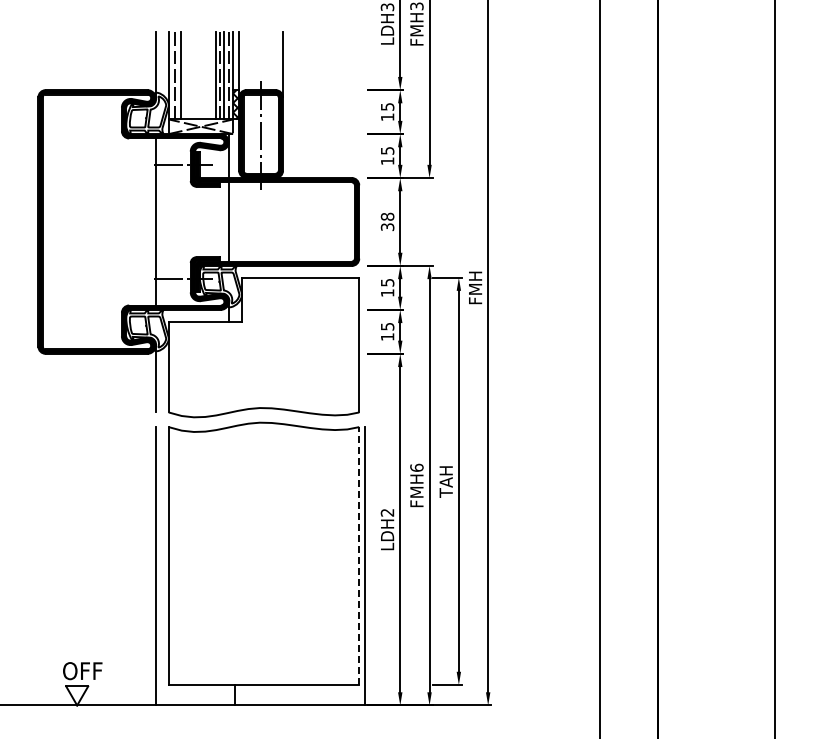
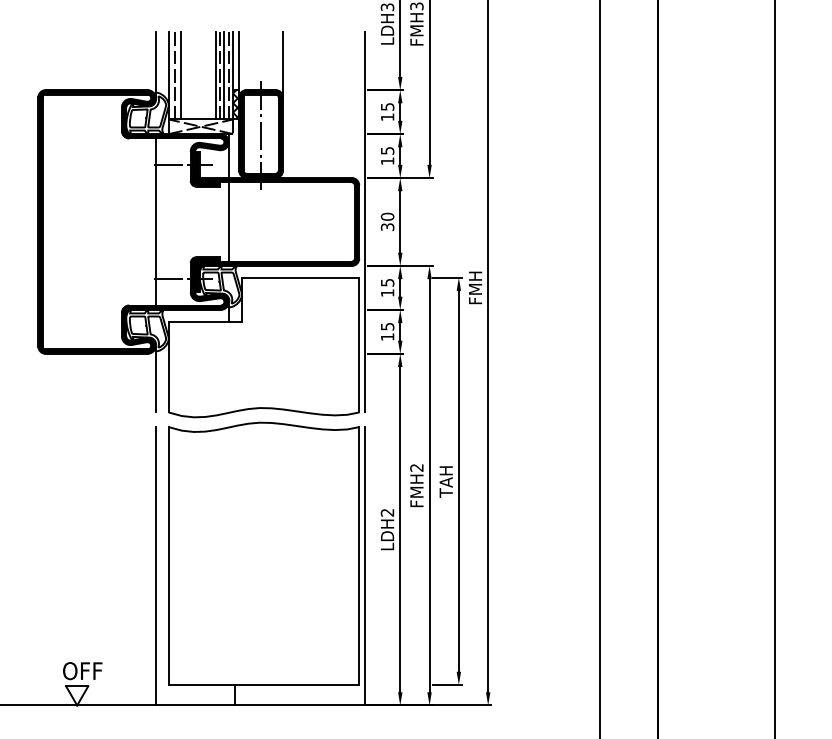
text: 38 -> 30 (387, 216)
line: none -> present (365, 221)
text: FMH6 -> FMH2 (416, 467)
line: dashed -> solid (359, 556)
